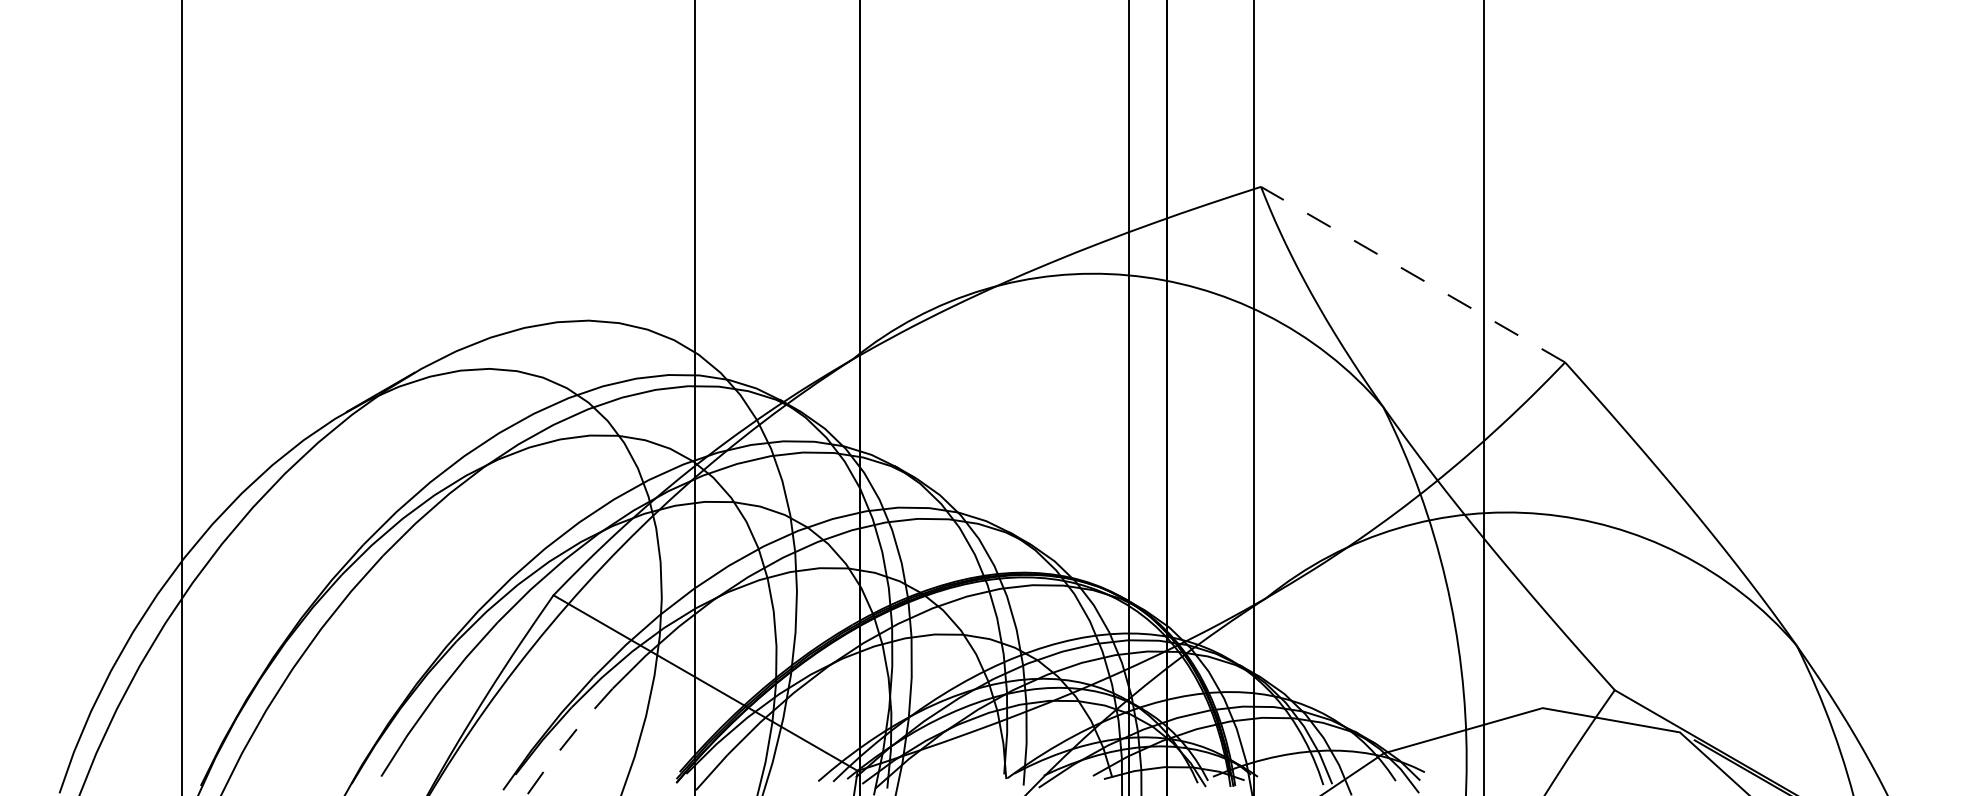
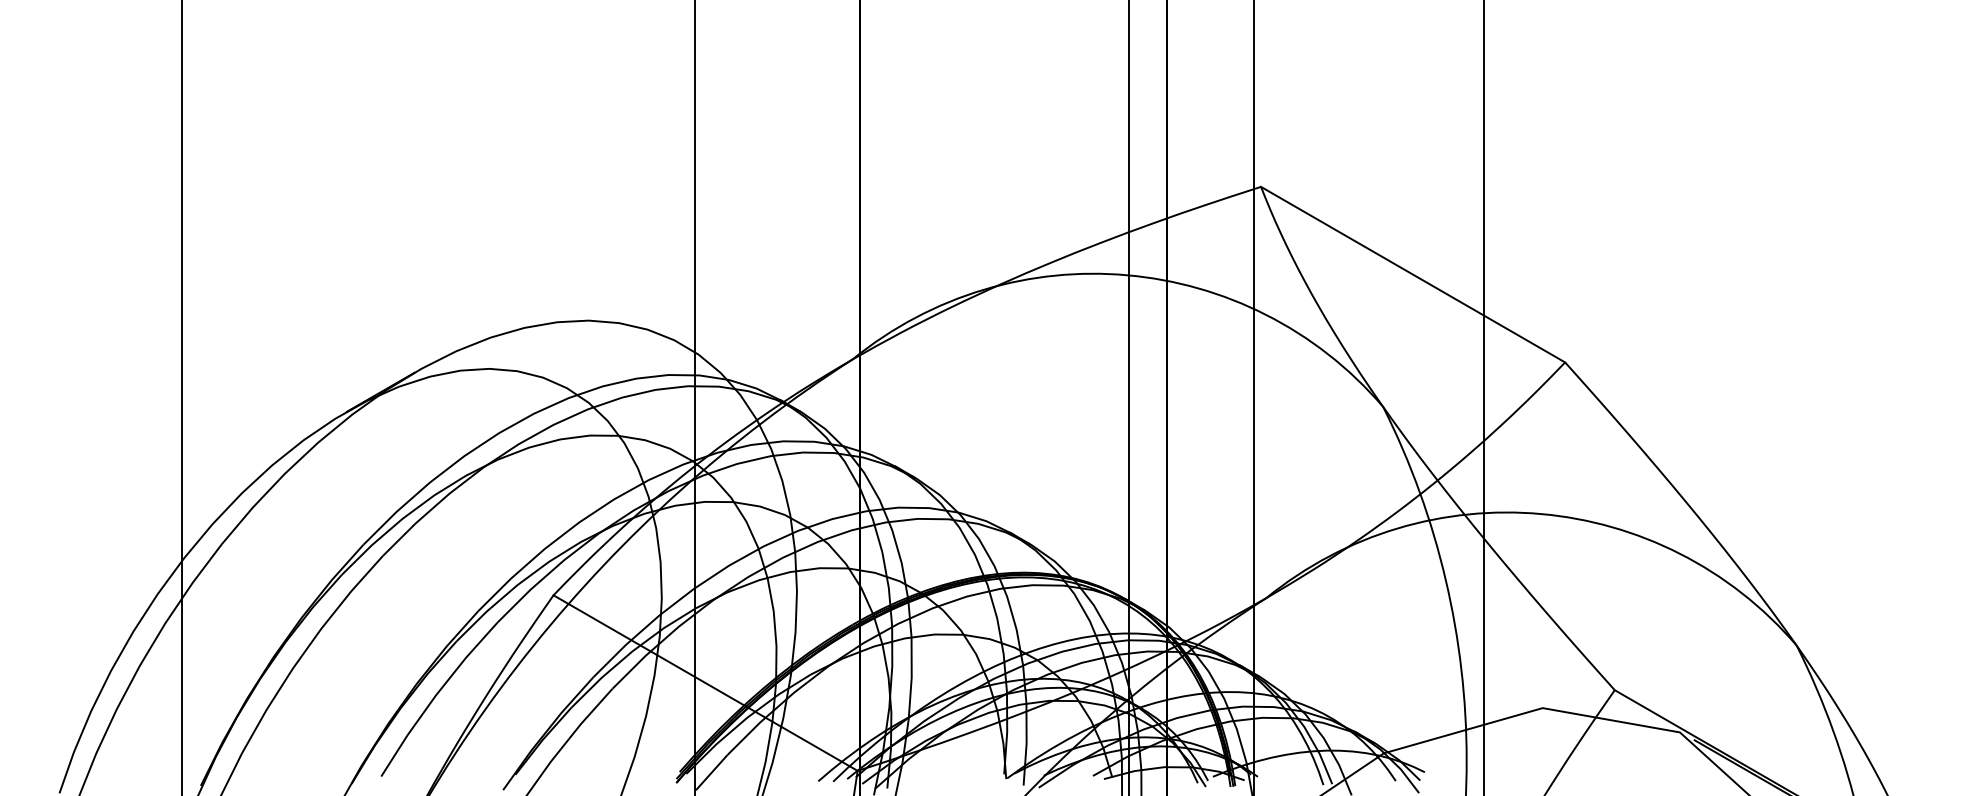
line: dashed -> solid (1413, 274)
line: dashed -> solid (567, 740)
